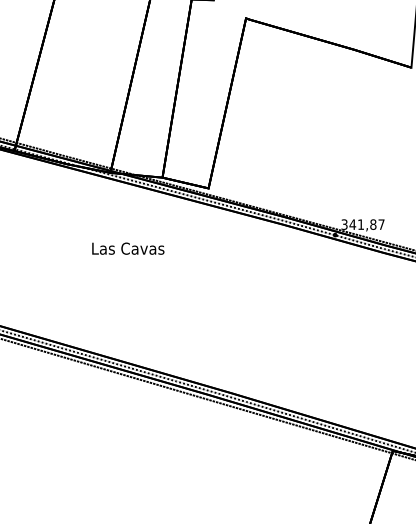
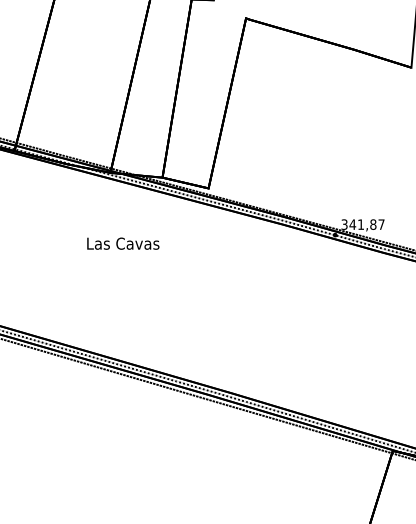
text position: (128, 248) -> (123, 243) (123, 243)
